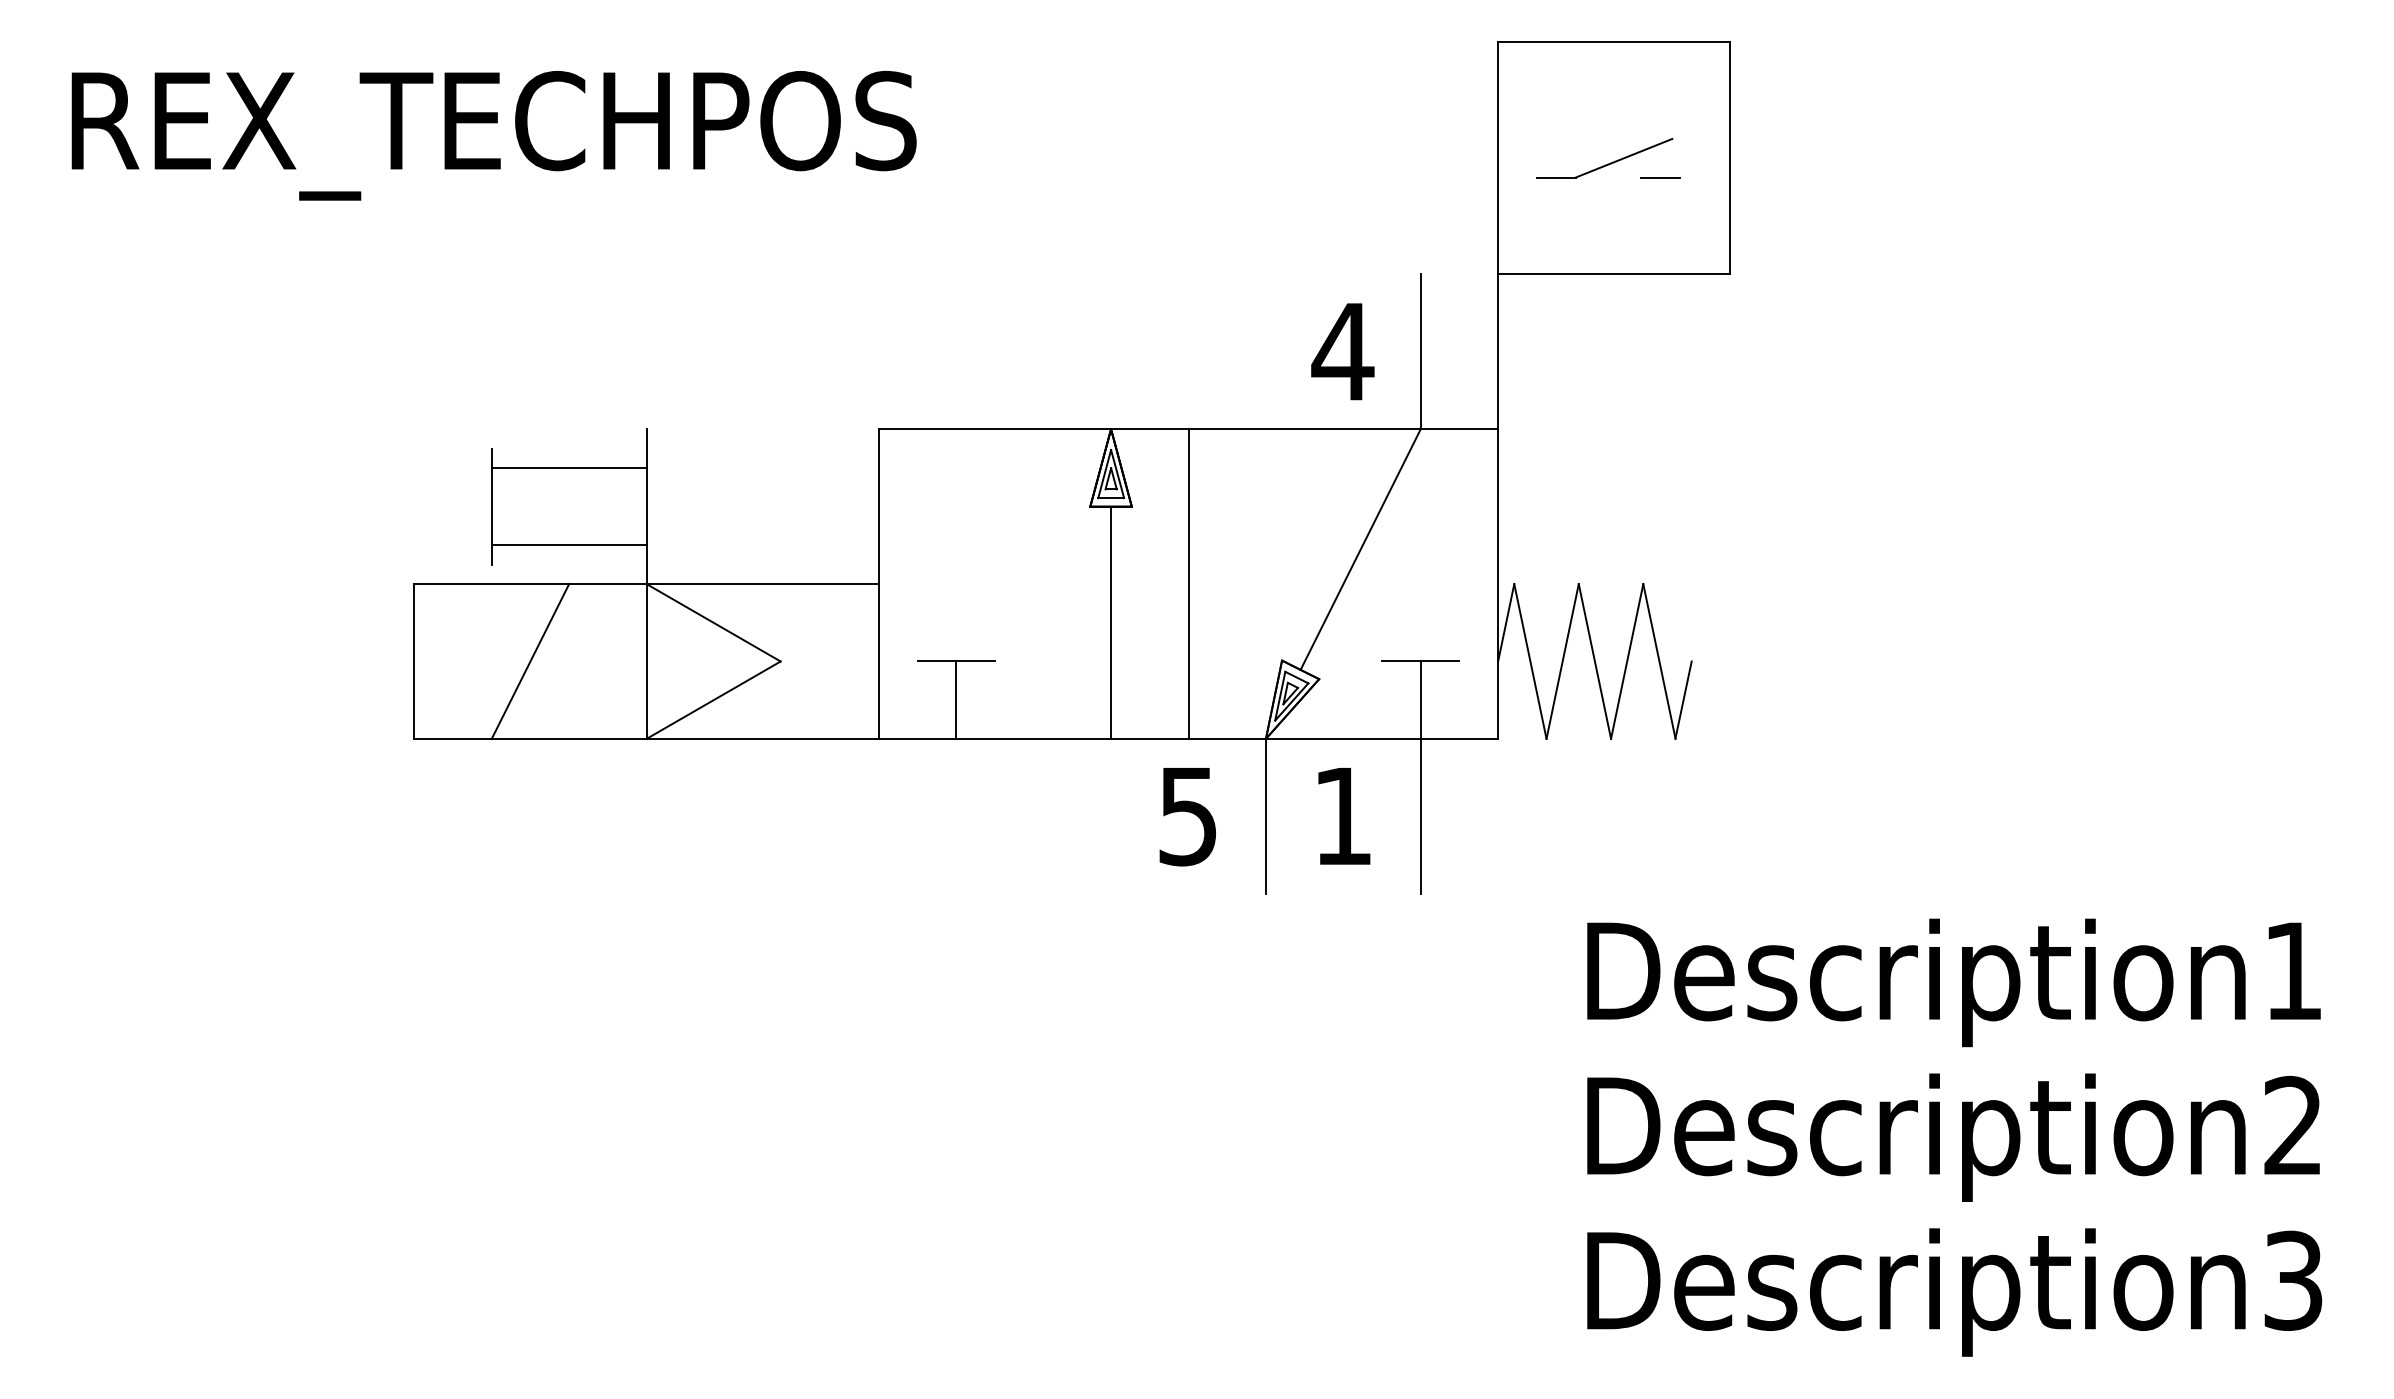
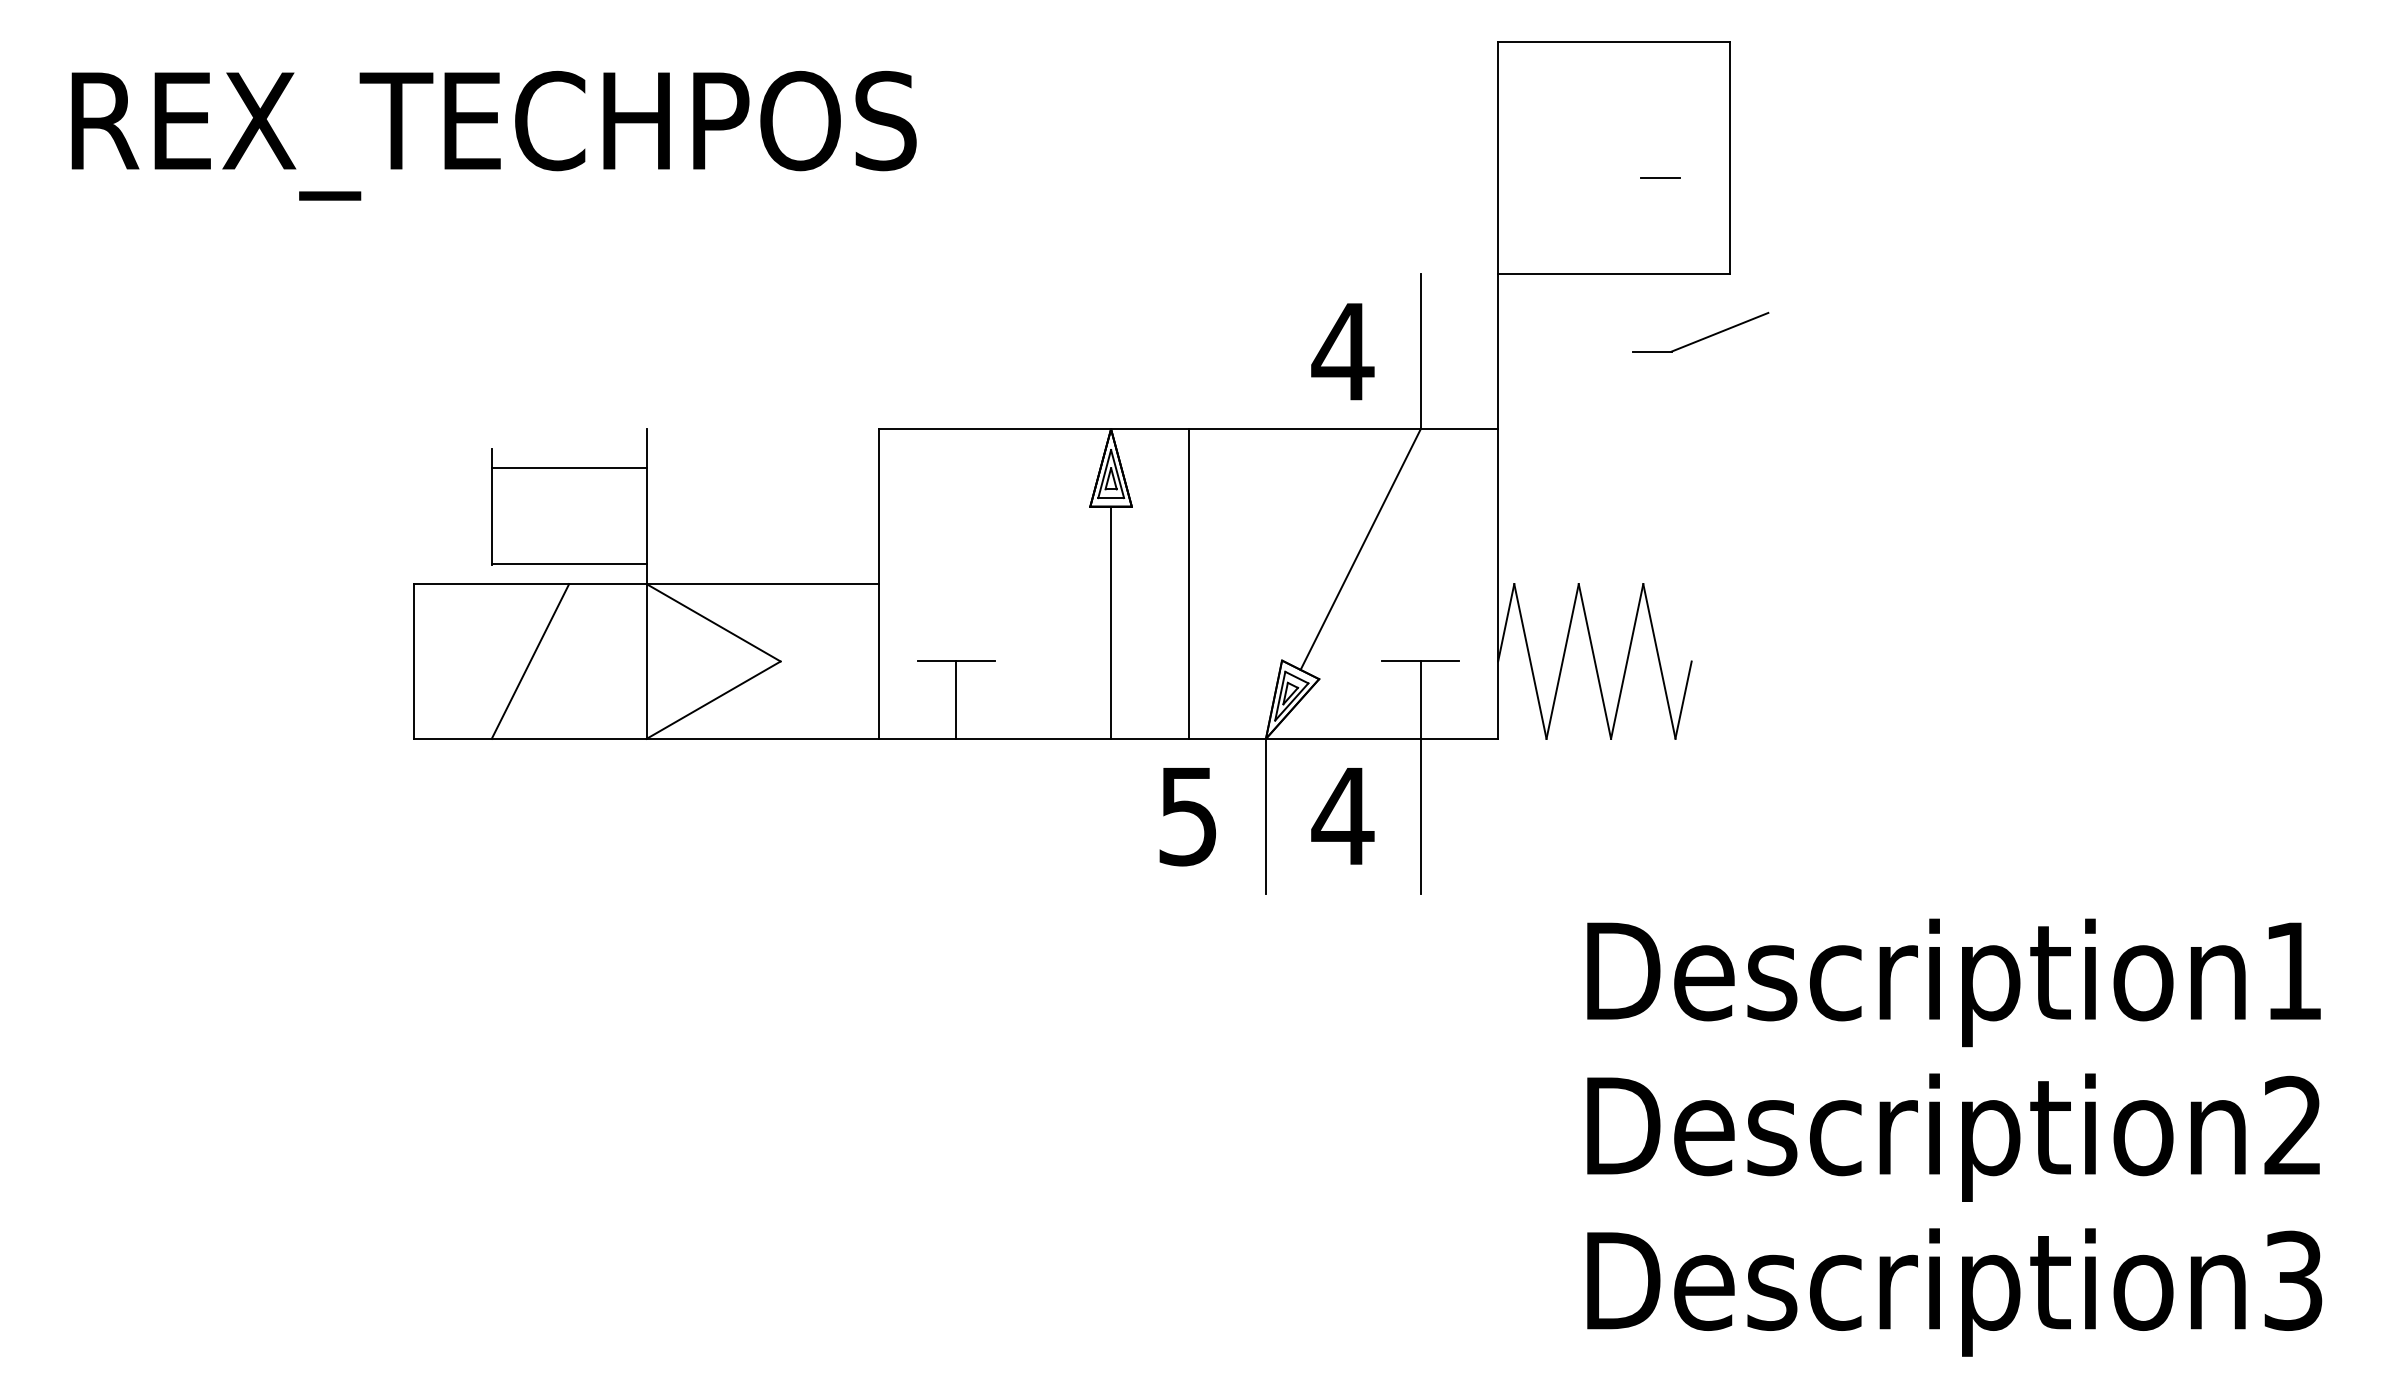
part position: (1607, 163) -> (1703, 337) (1703, 337)
line position: (568, 545) -> (568, 564) (568, 564)
text: 1 -> 4 (1342, 816)
